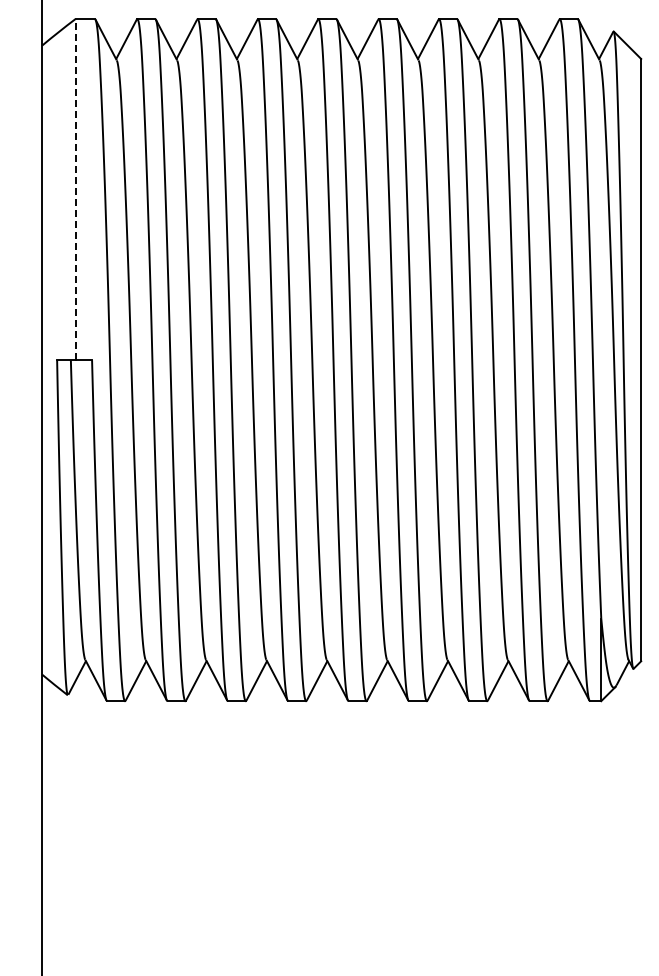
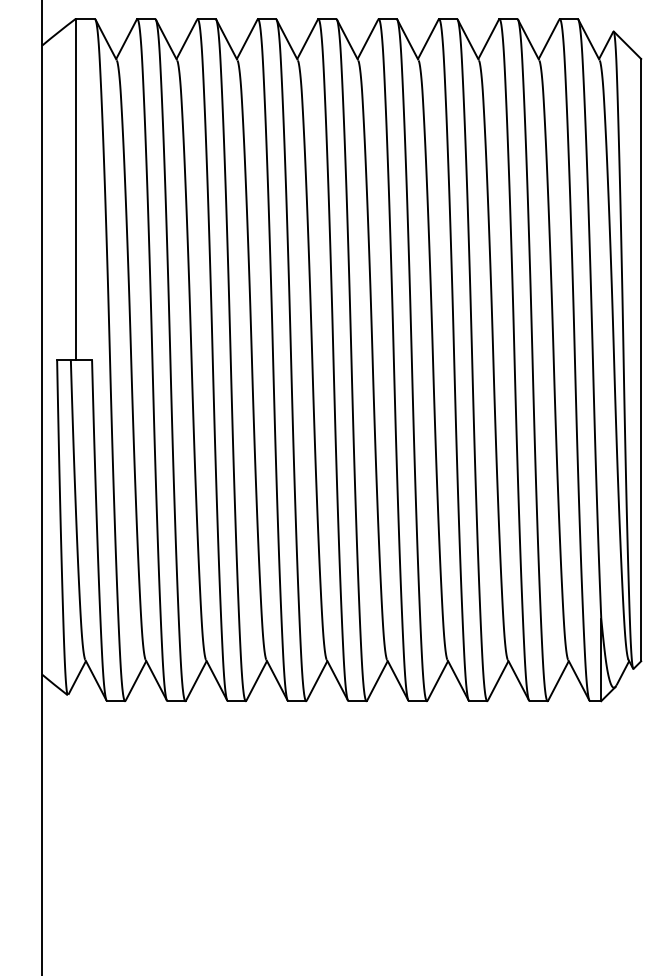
line: dashed -> solid (75, 189)
